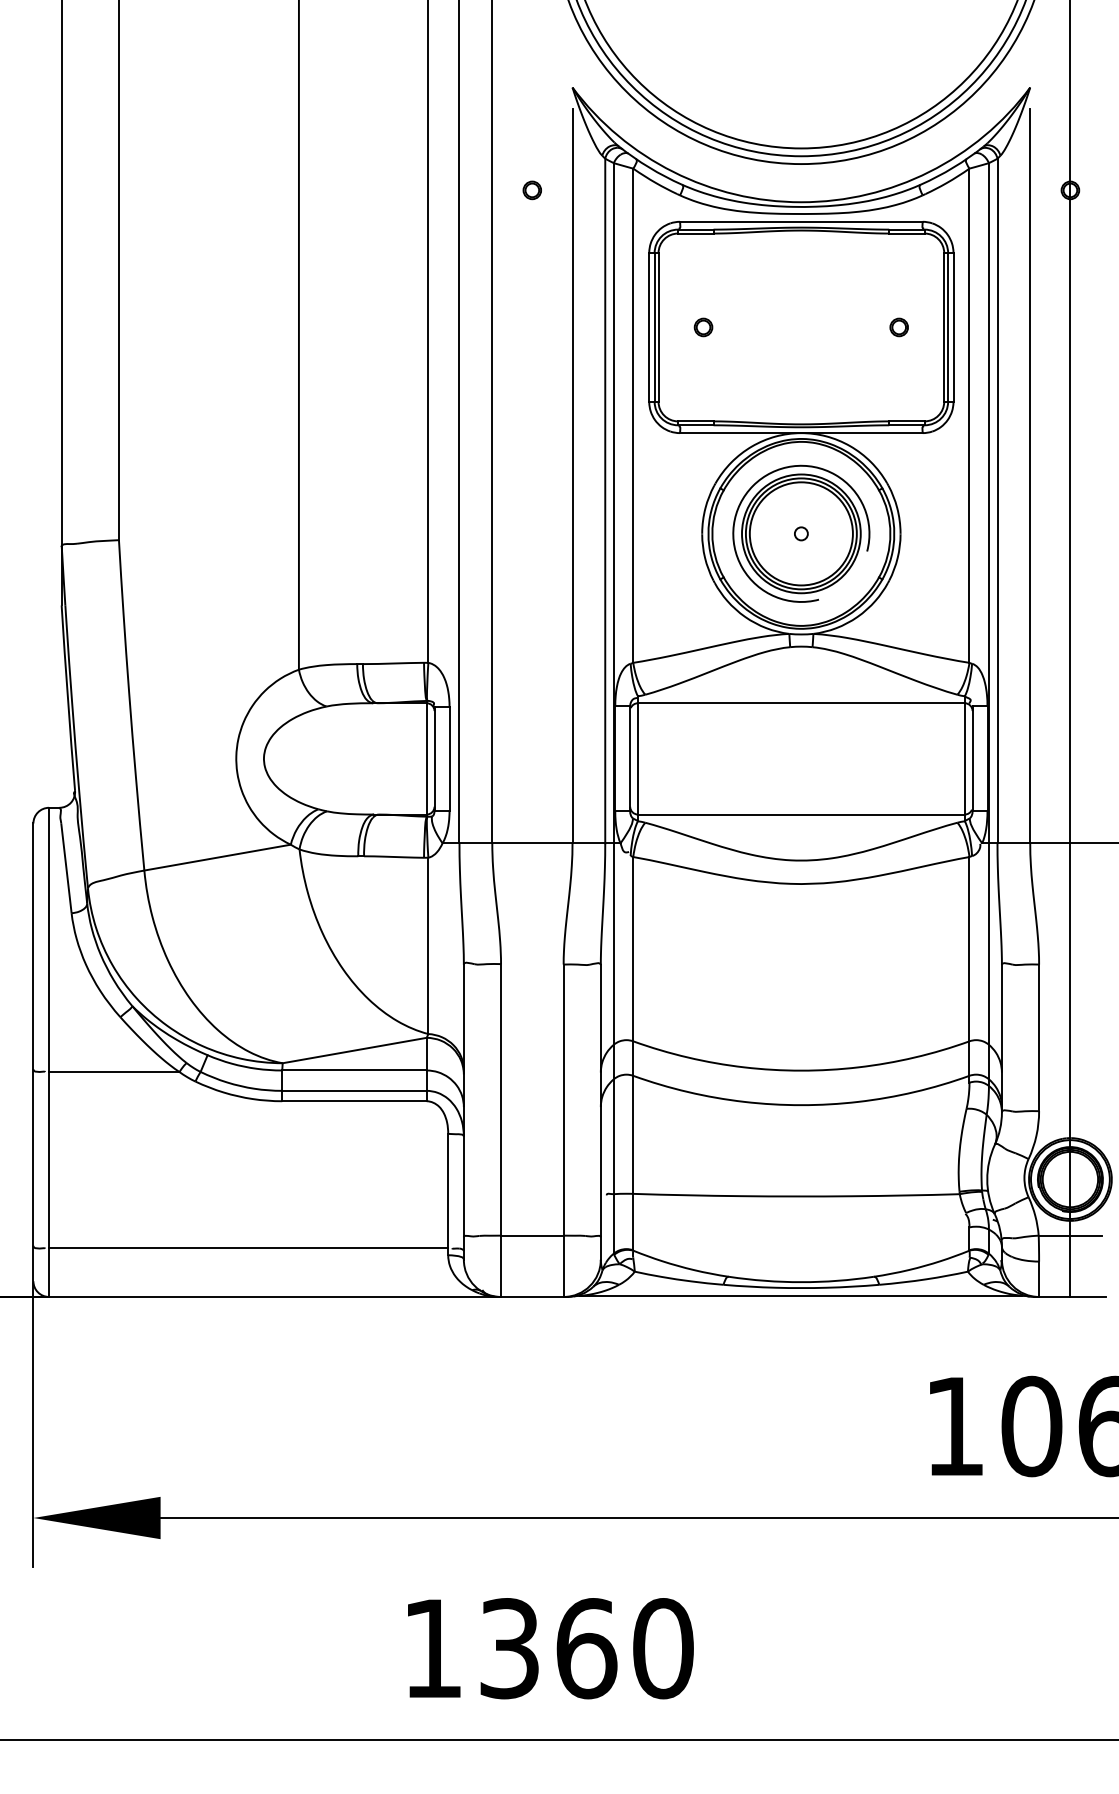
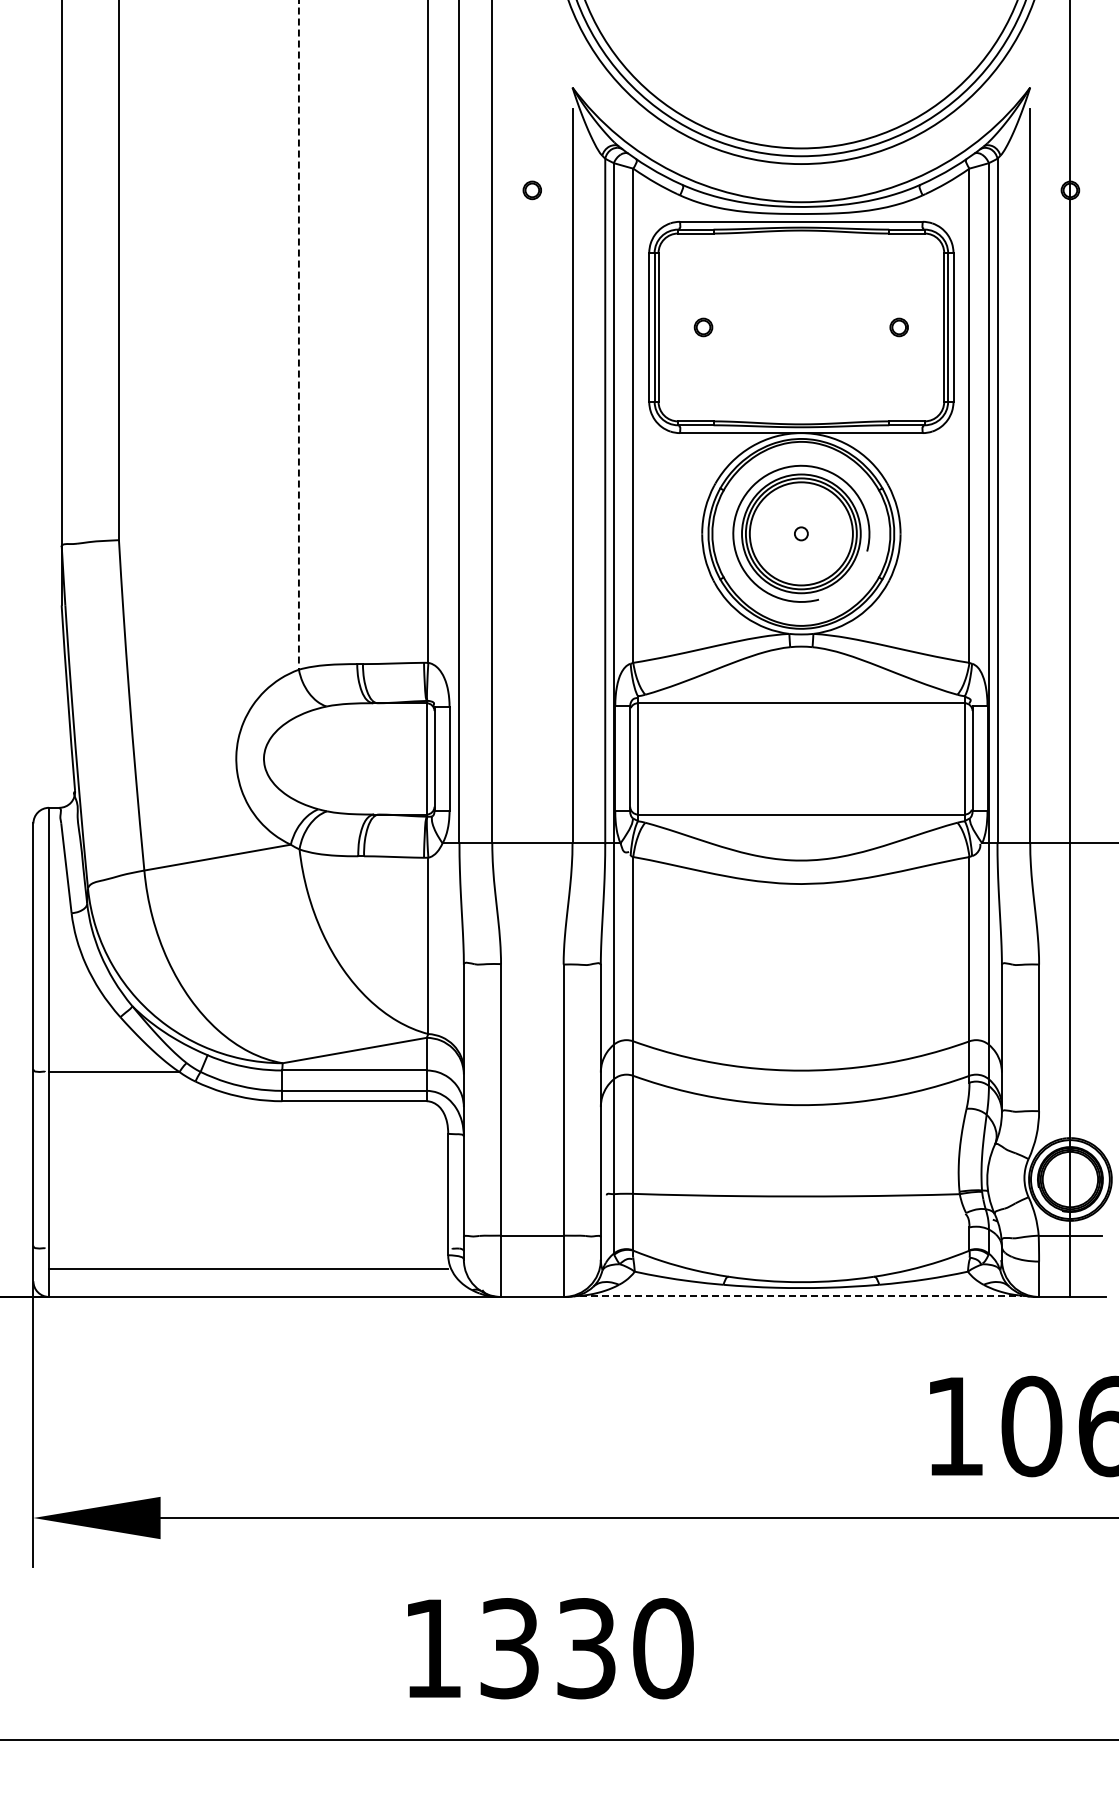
line: solid -> dashed (298, 334)
line position: (248, 1248) -> (248, 1269) (248, 1269)
line: solid -> dashed (801, 1295)
text: 1360 -> 1330 (586, 1648)
